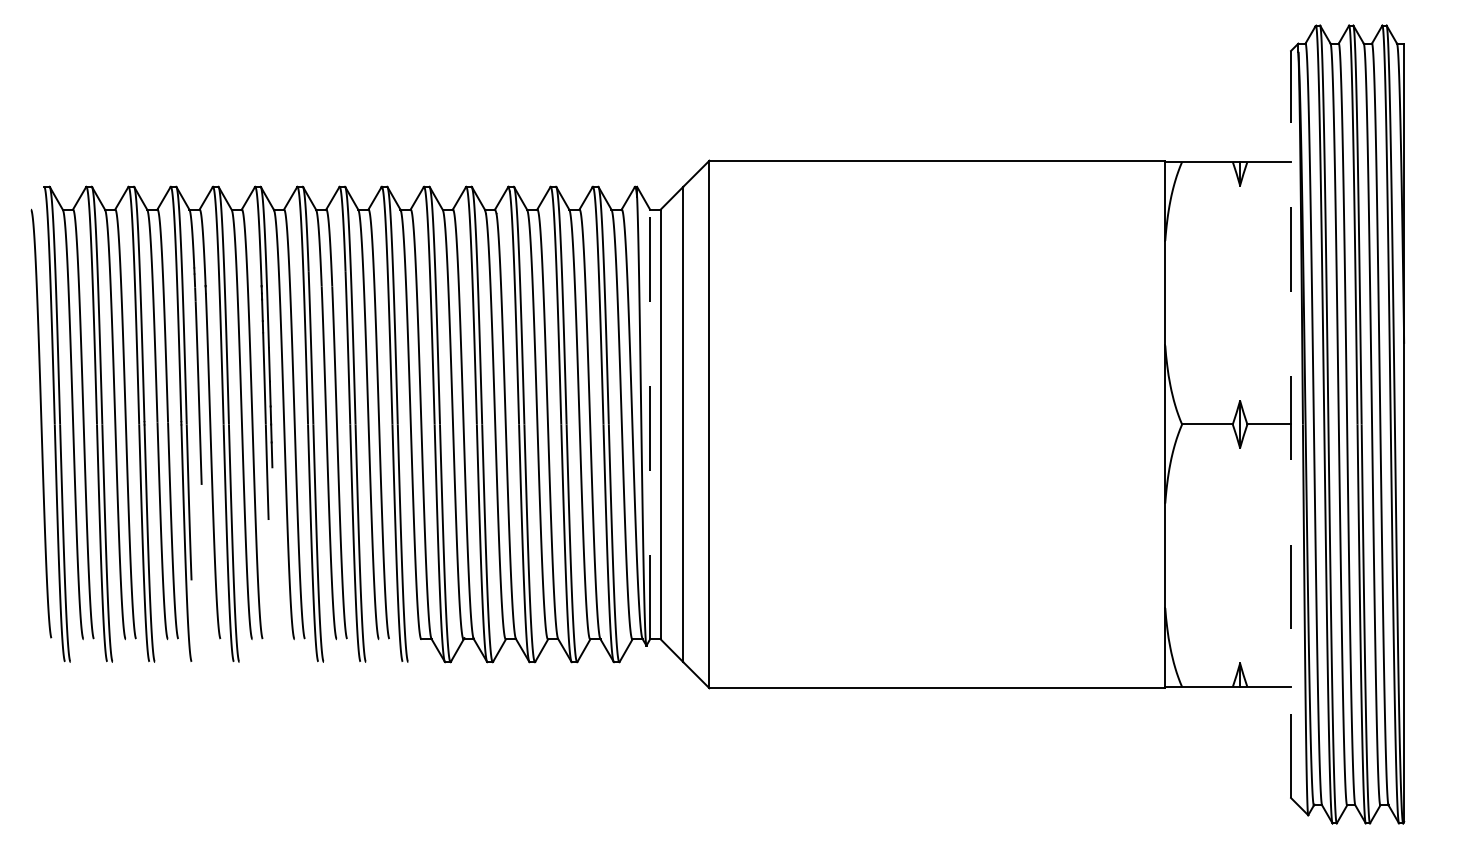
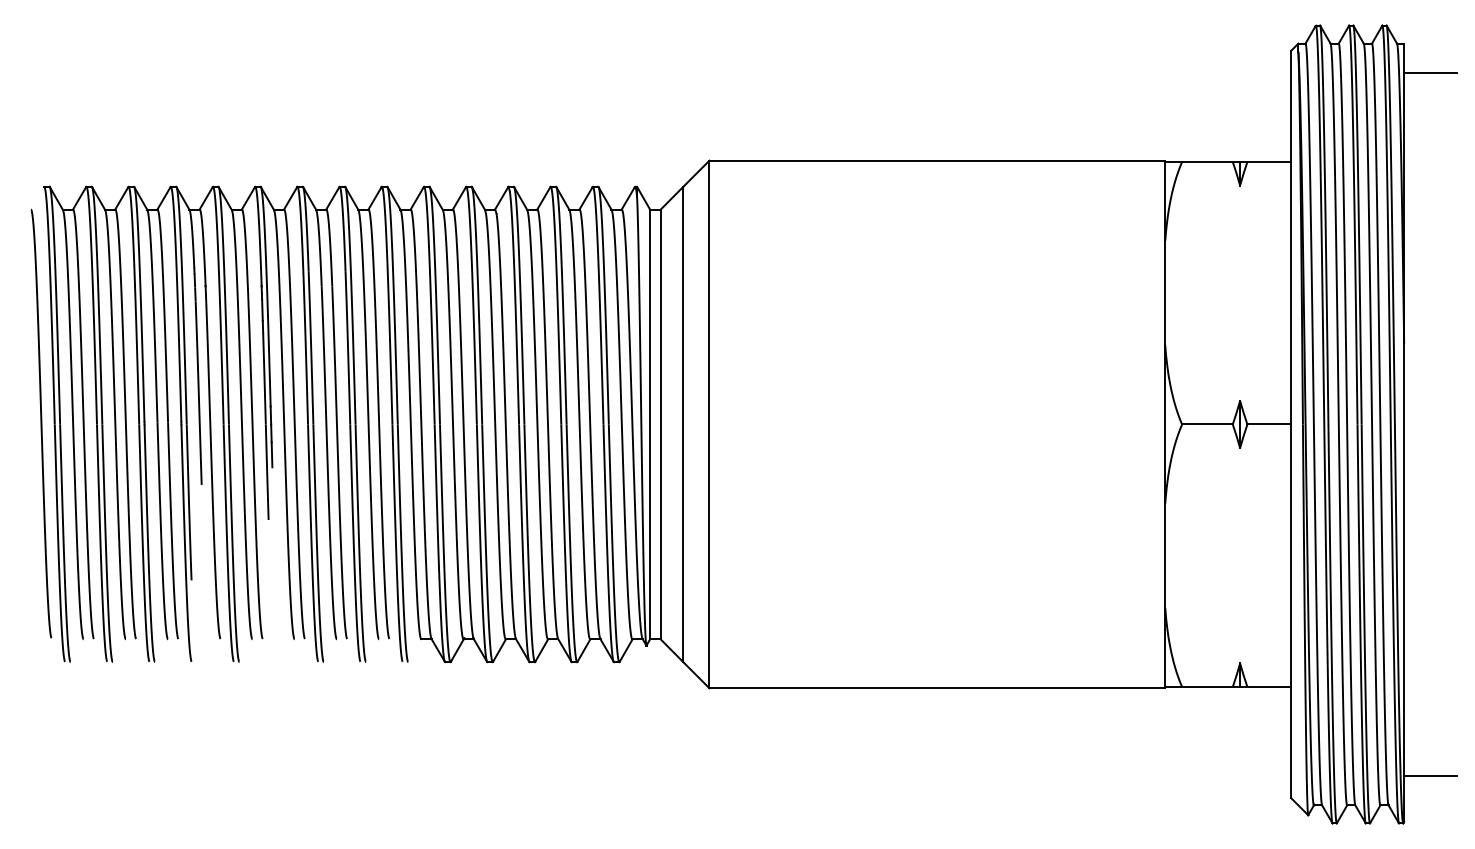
line: none -> present (1430, 73)
line: dashed -> solid (650, 424)
line: dashed -> solid (1291, 424)
line: none -> present (1430, 775)
